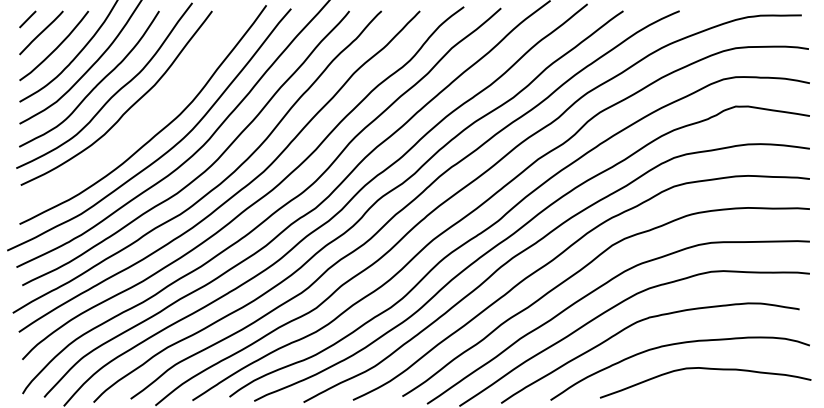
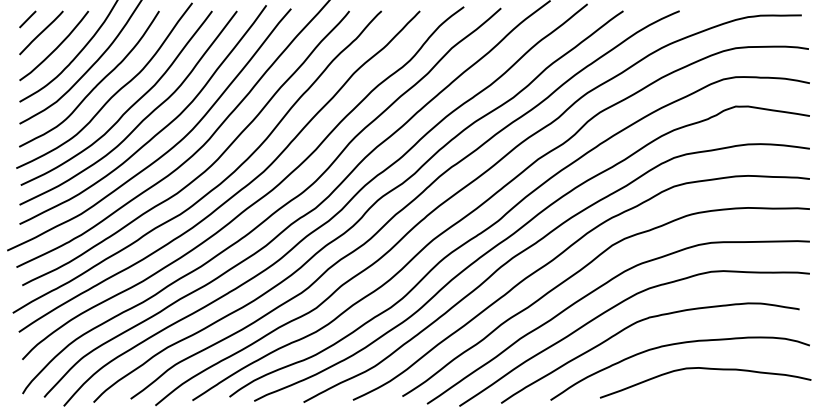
curve: none -> present (141, 120)
